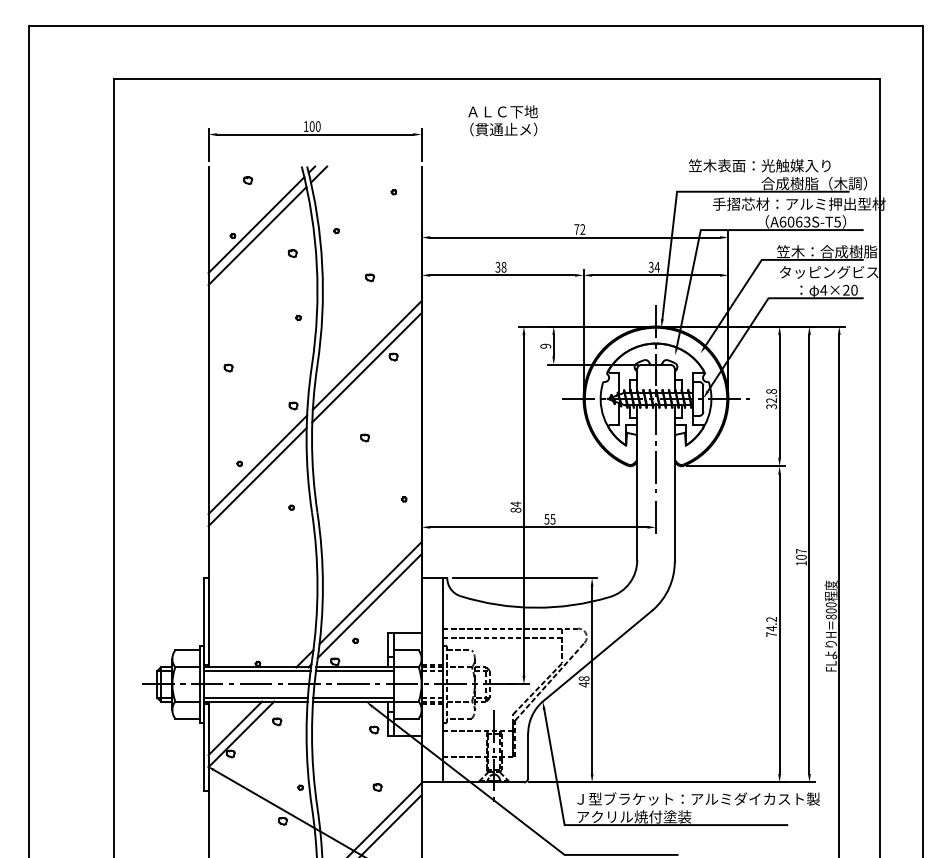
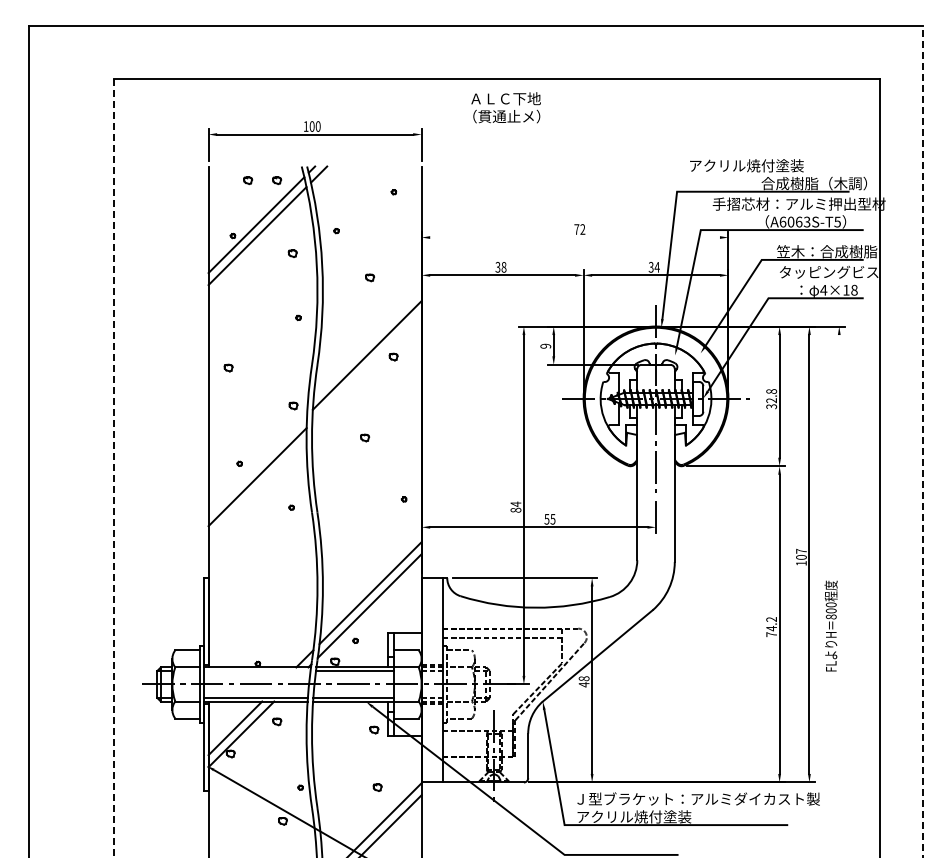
text position: (502, 120) -> (505, 107) (505, 107)
text: 笠木表面：光触媒入り -> アクリル焼付塗装 (759, 165)
part: none -> present (277, 180)
line: present -> none (574, 237)
text: 4×20 -> 4×18 (850, 289)
line: present -> none (366, 367)
line: solid -> dashed (923, 441)
line: present -> none (257, 464)
line: solid -> dashed (113, 469)
line: present -> none (839, 594)
line: present -> none (257, 670)
